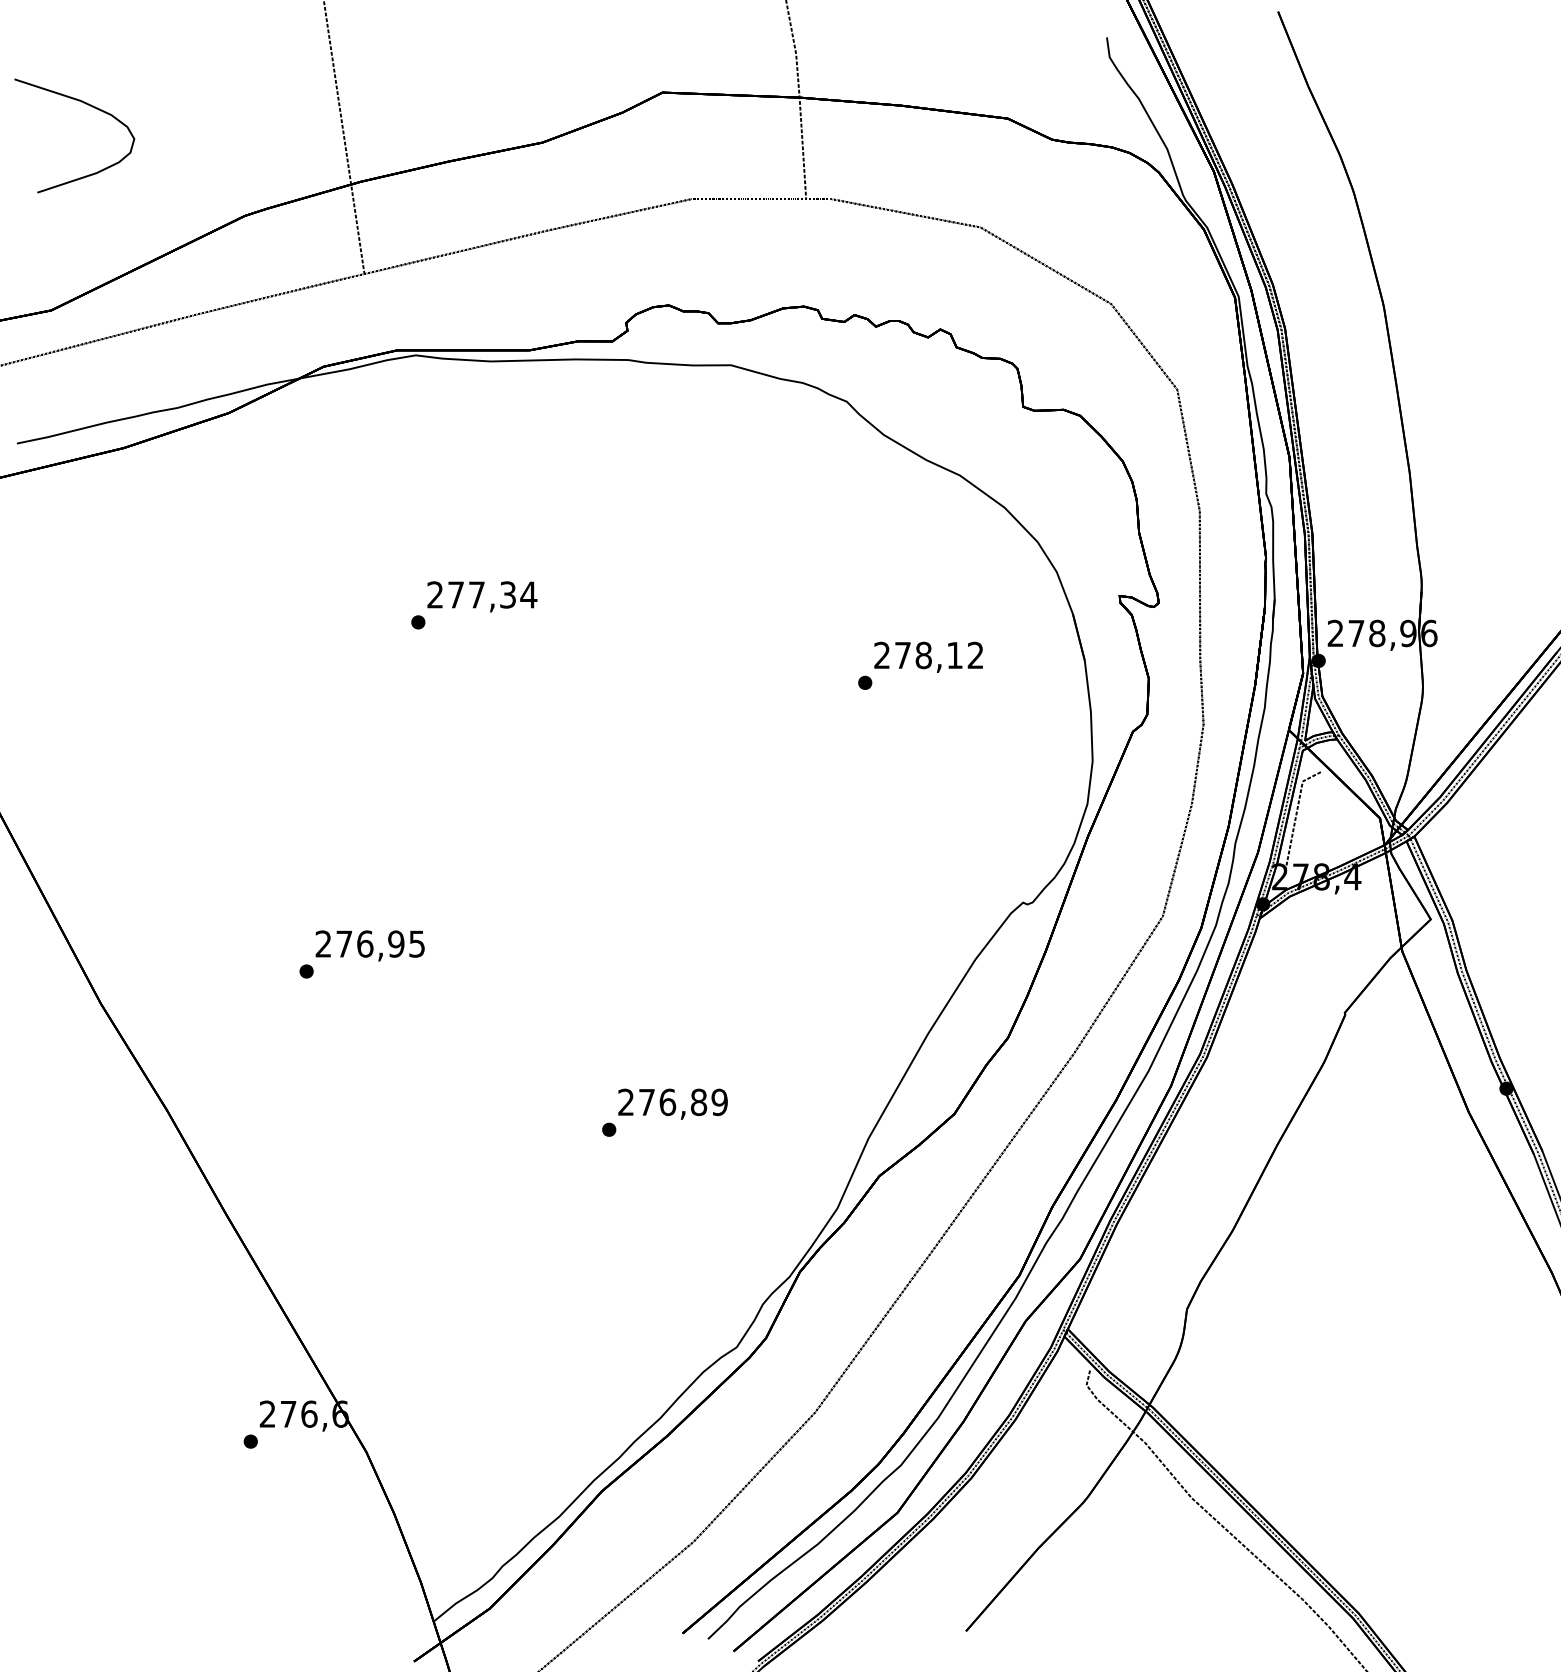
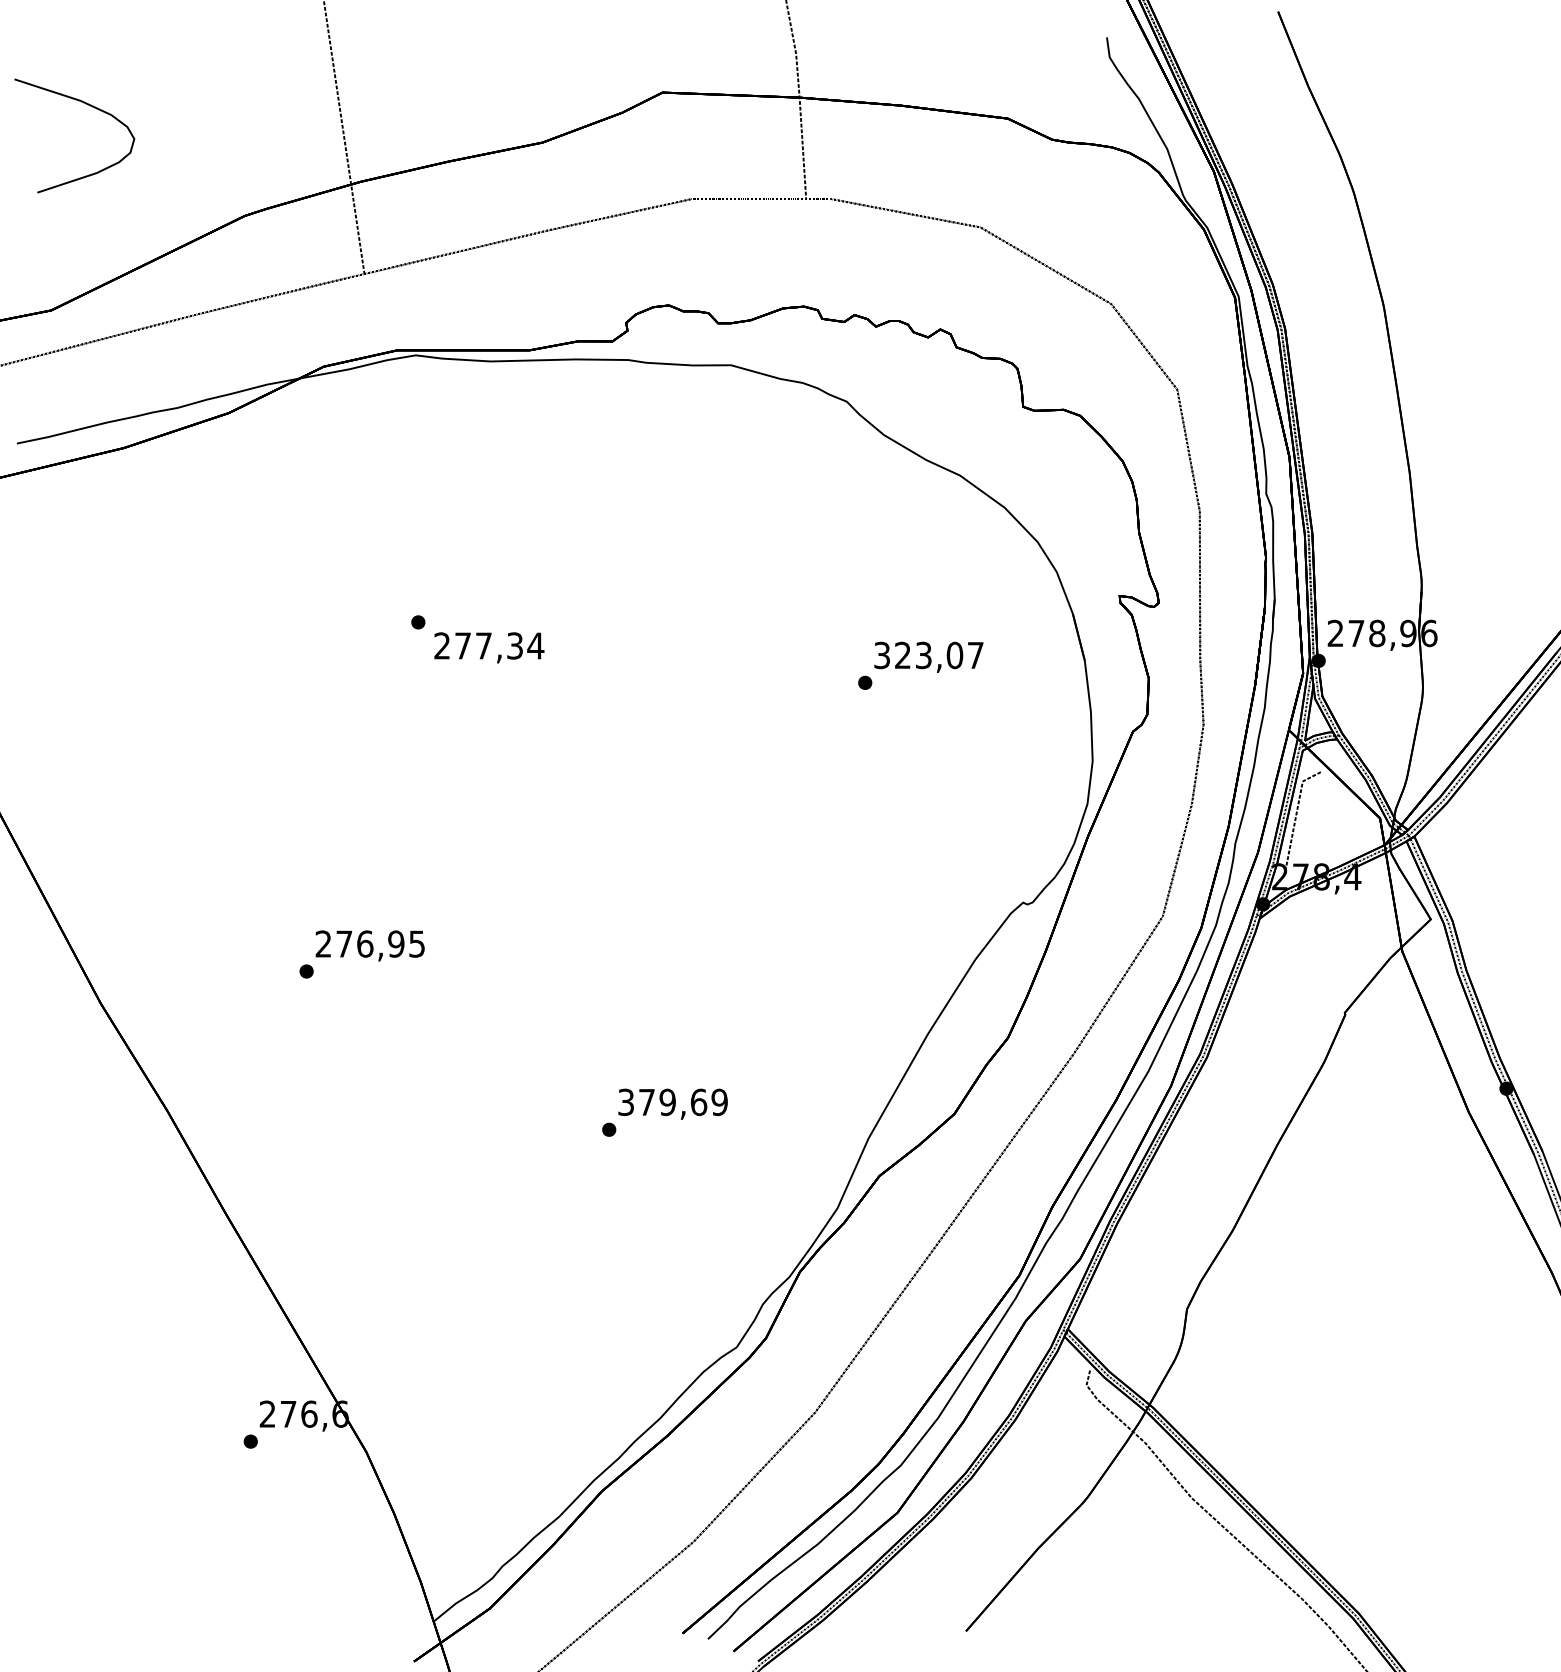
text position: (482, 596) -> (489, 647) (489, 647)
text: 278,12 -> 323,07 (928, 655)
text: 276,89 -> 379,69 (662, 1102)
